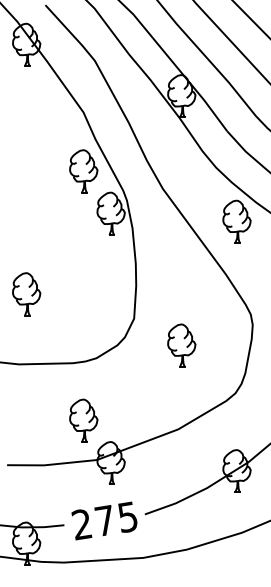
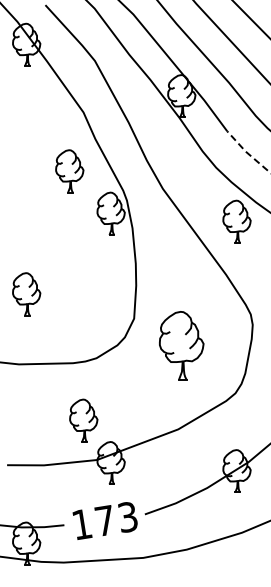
line: solid -> dashed (247, 152)
part position: (83, 171) -> (69, 171) (69, 171)
part size: 30x45 px -> 46x70 px (181, 345)
text: 275 -> 173 (104, 520)
